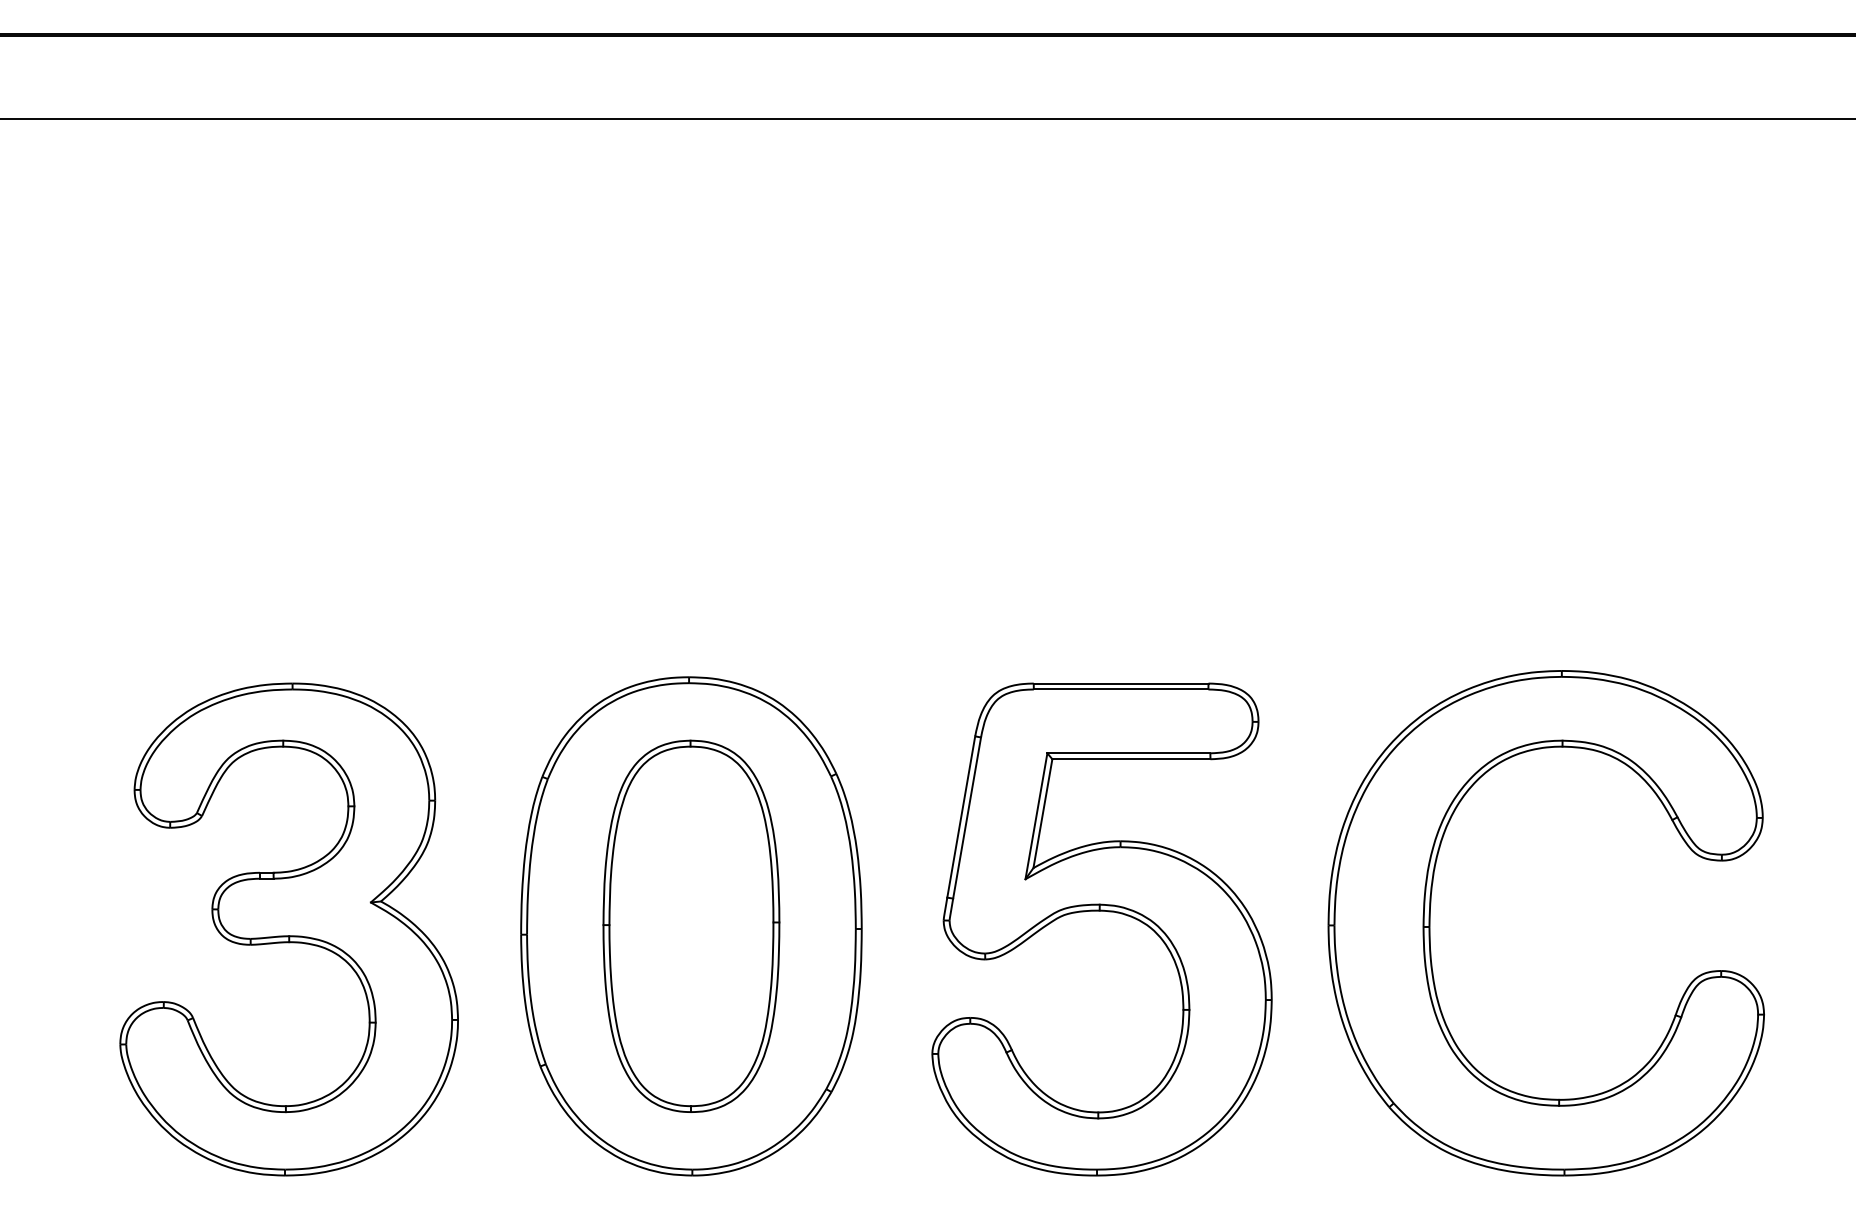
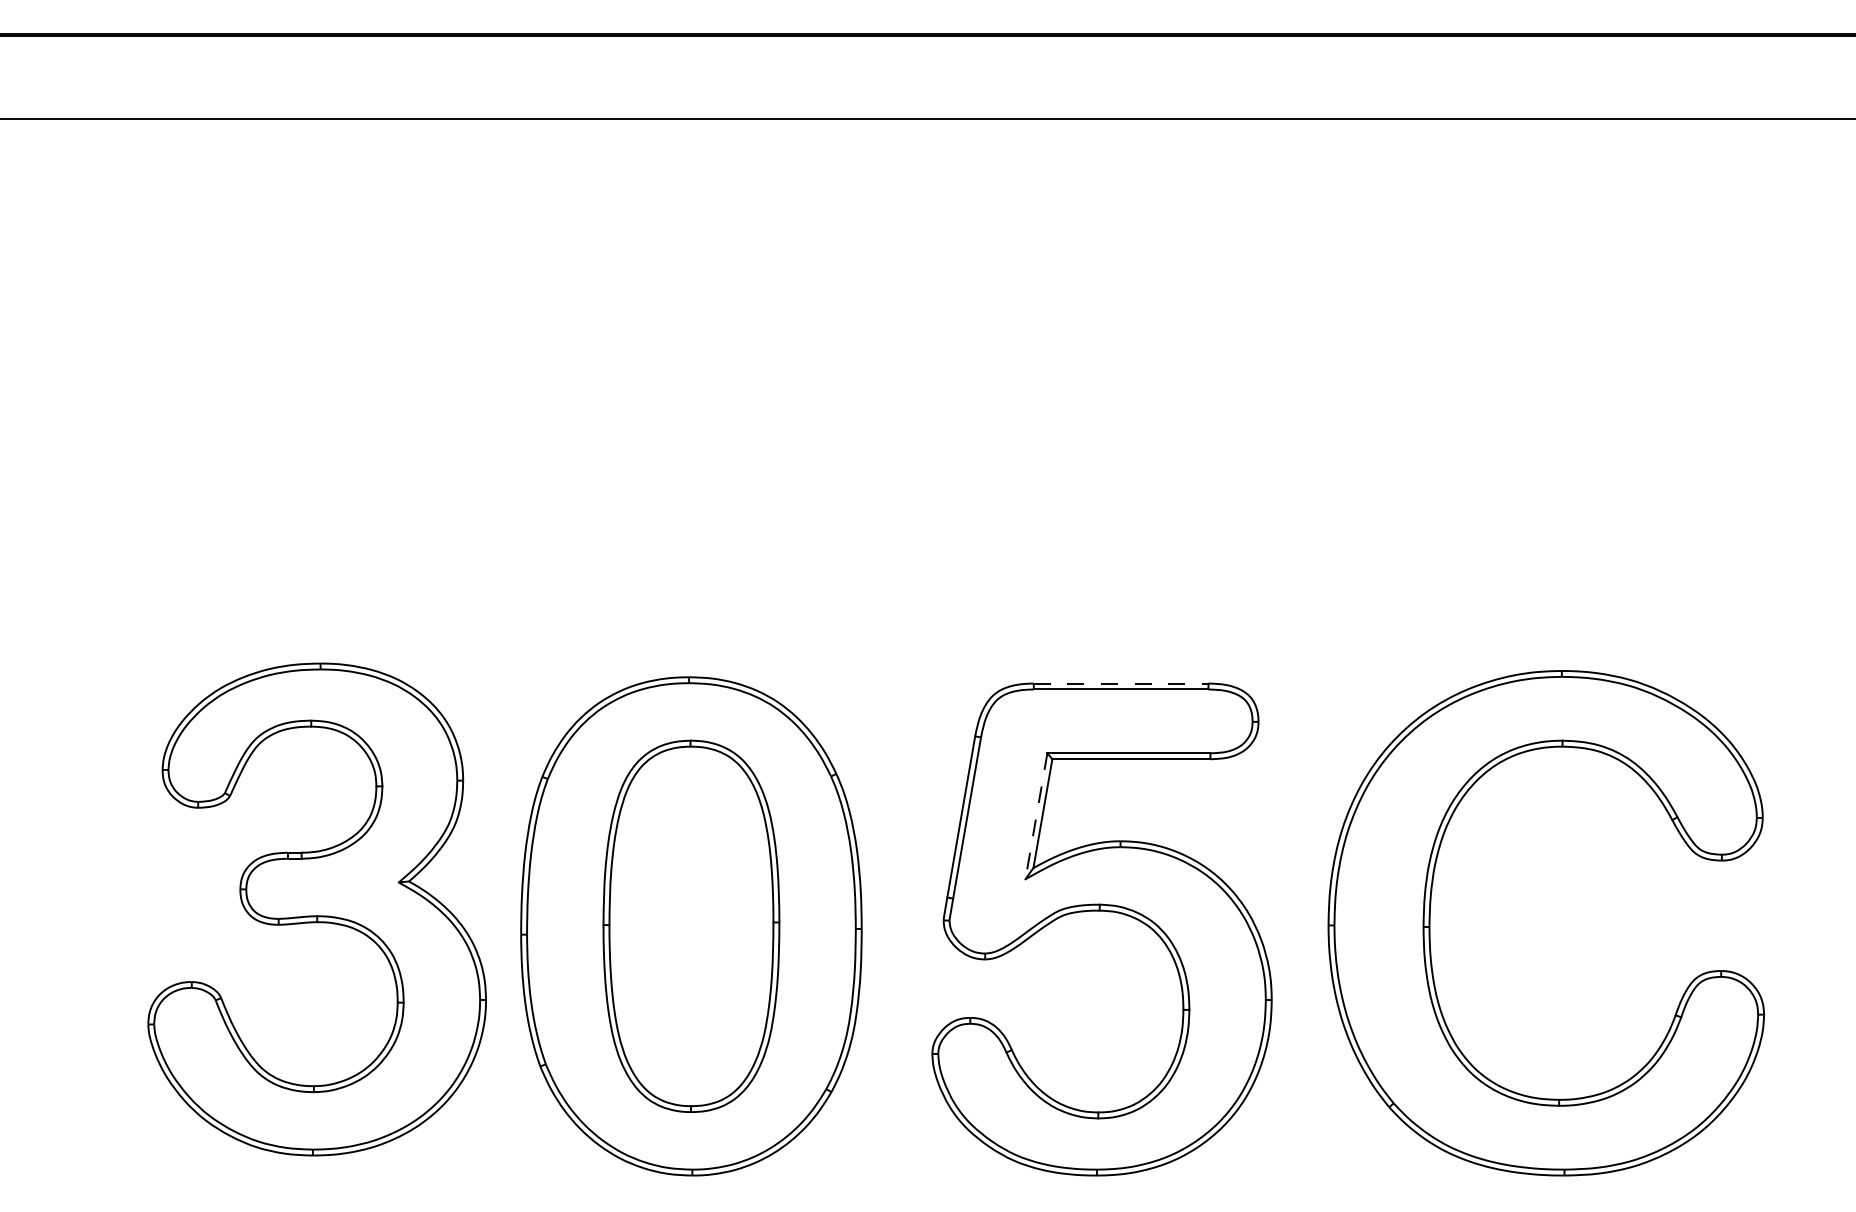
line: solid -> dashed (1121, 683)
line: solid -> dashed (1036, 816)
part position: (288, 929) -> (316, 909) (316, 909)
